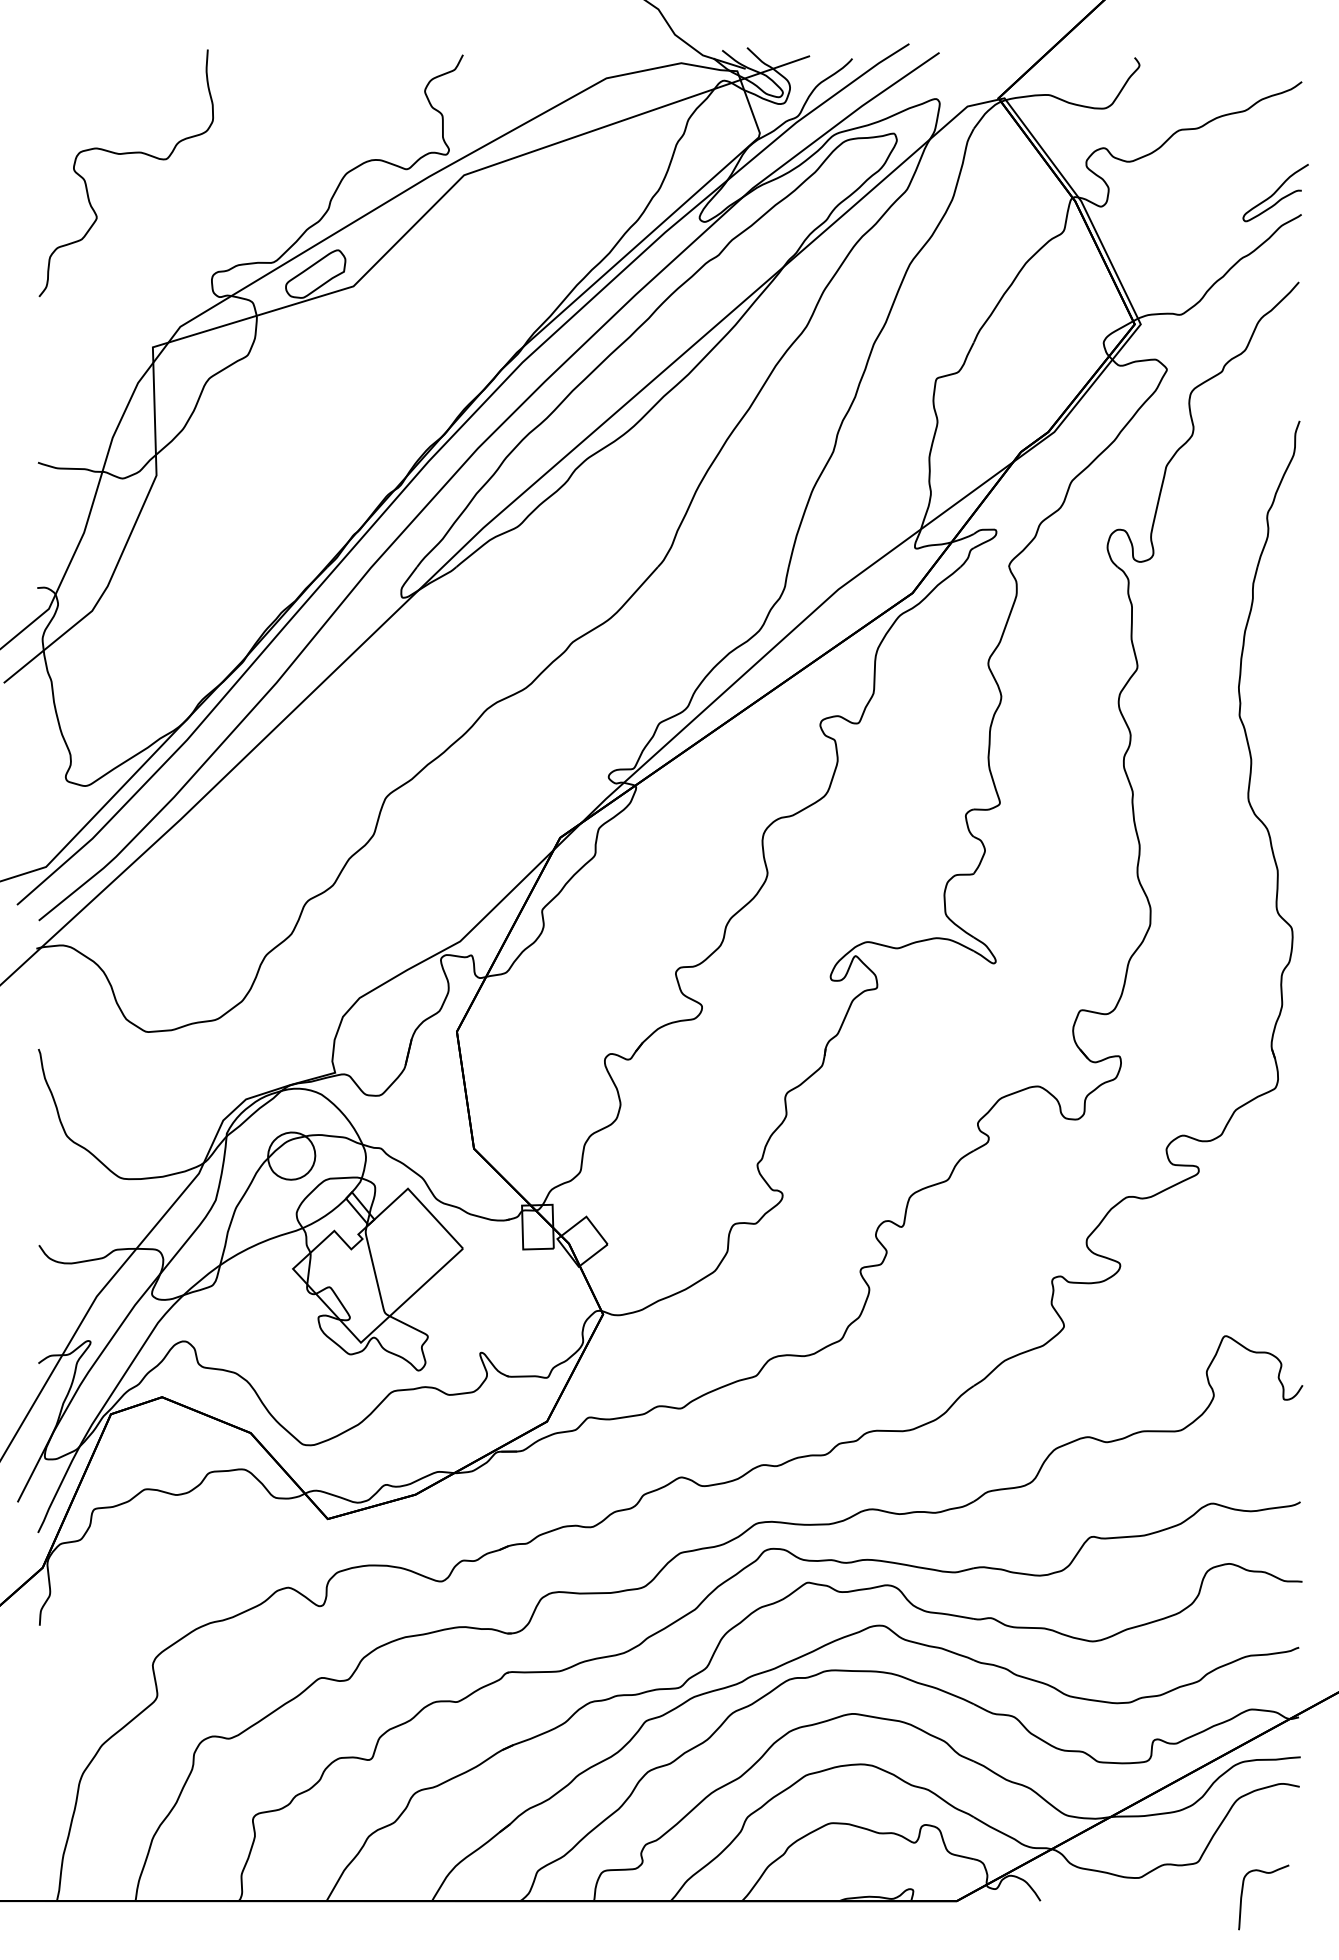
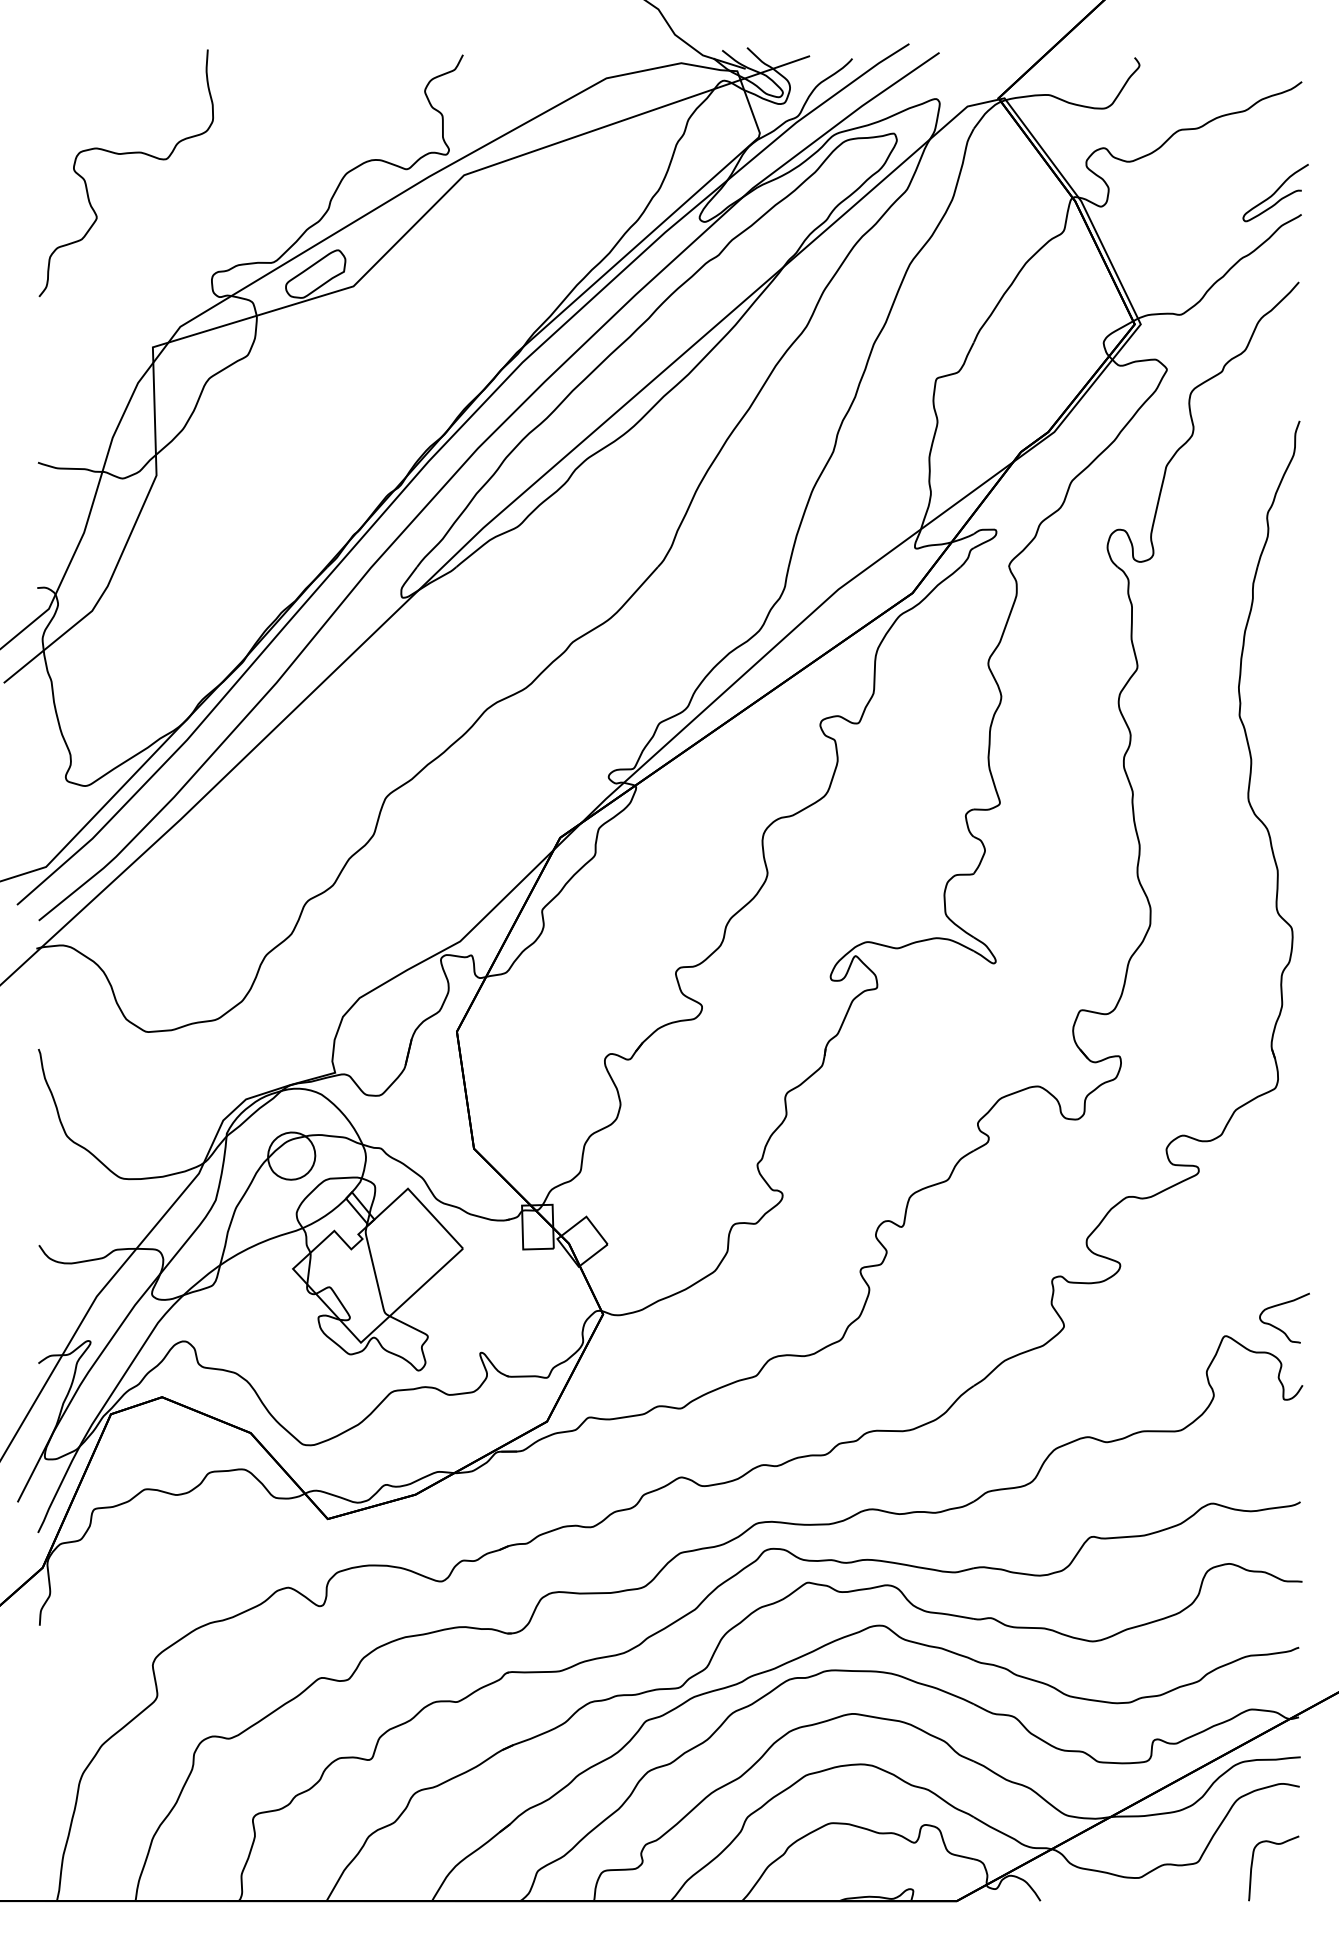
curve: none -> present (1276, 1326)
curve position: (1242, 1897) -> (1252, 1868) (1252, 1868)
